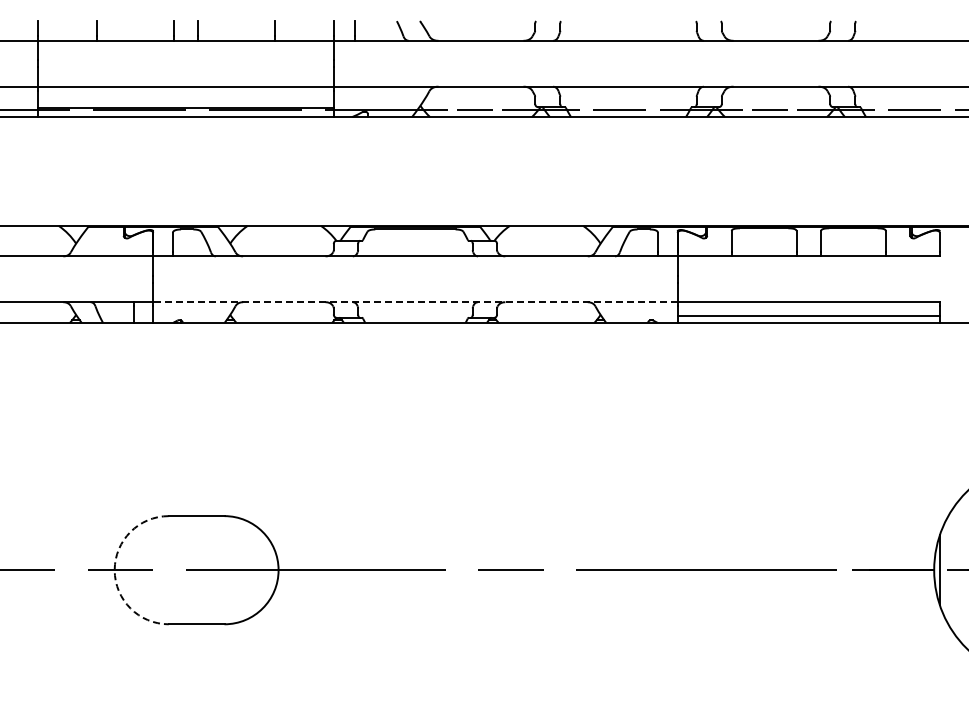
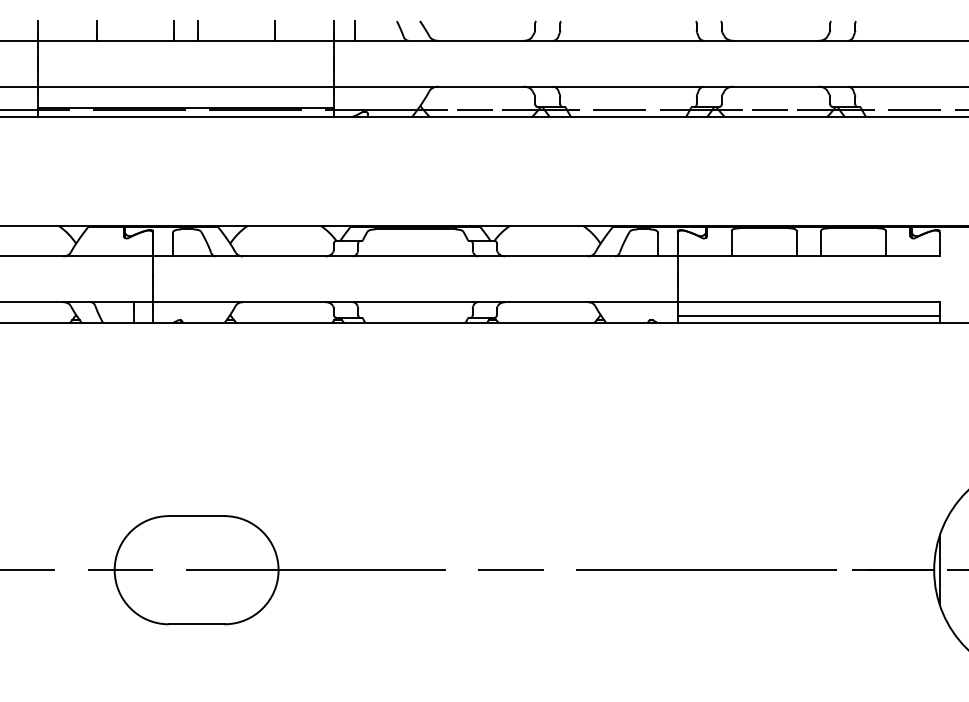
line: dashed -> solid (414, 302)
arc: dashed -> solid (114, 570)
